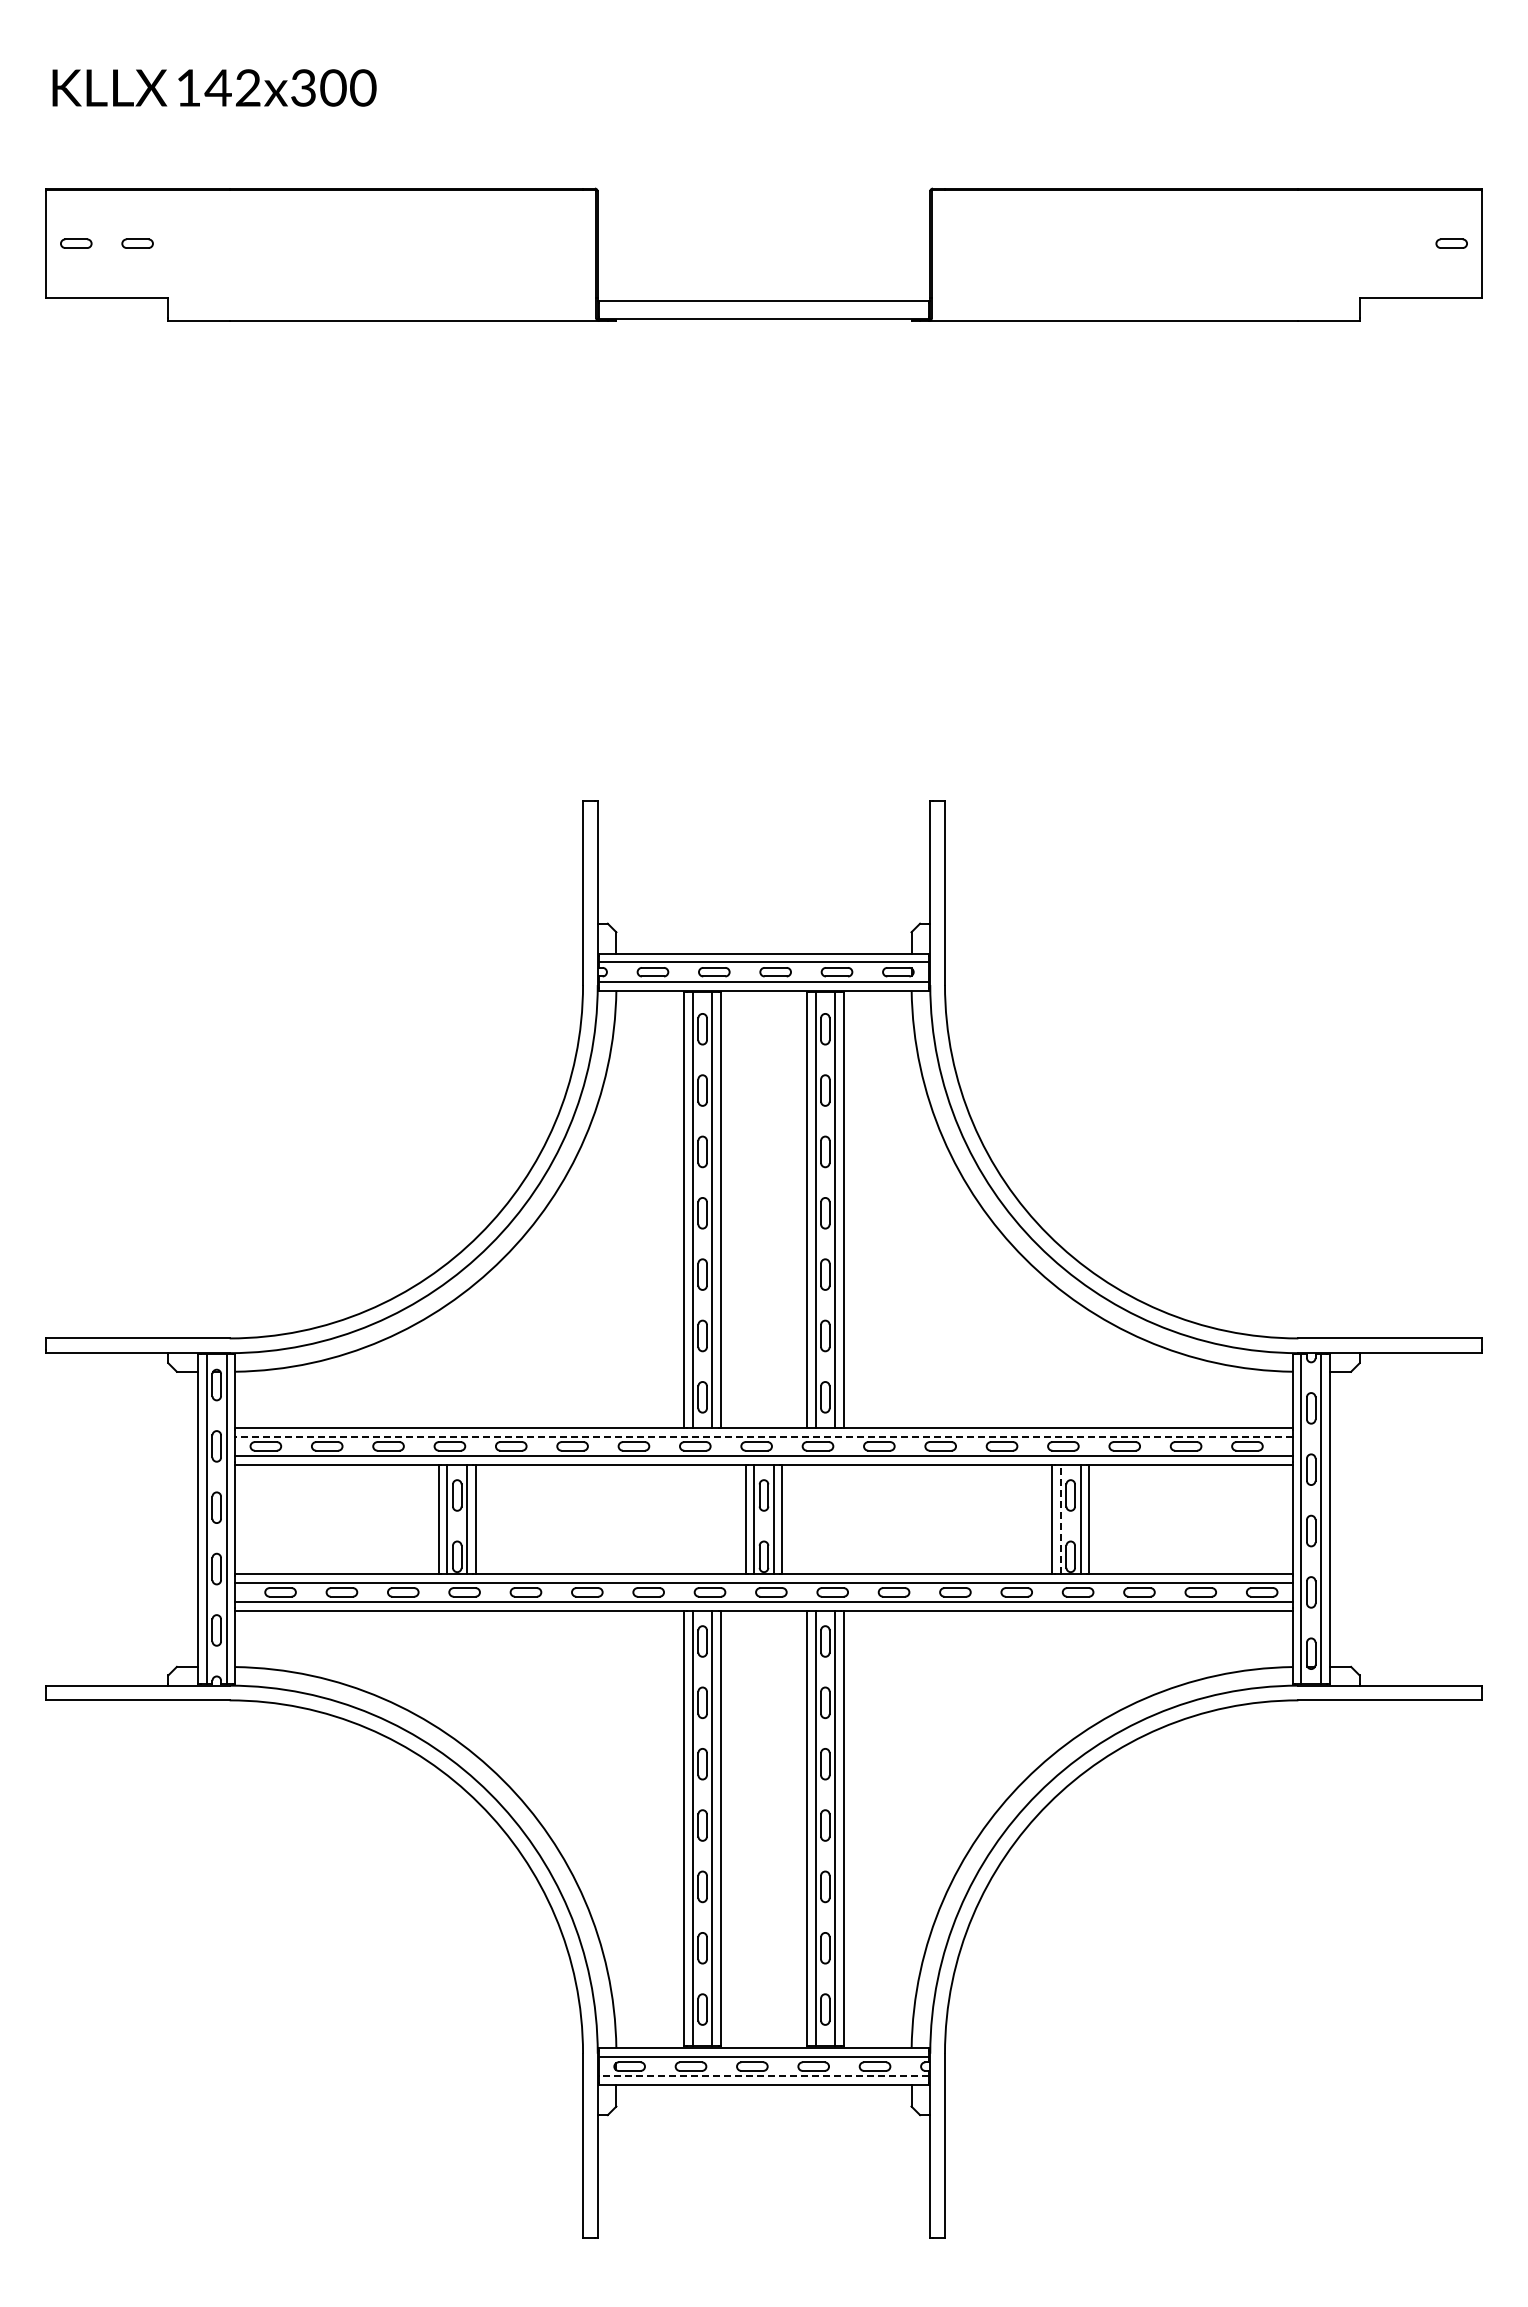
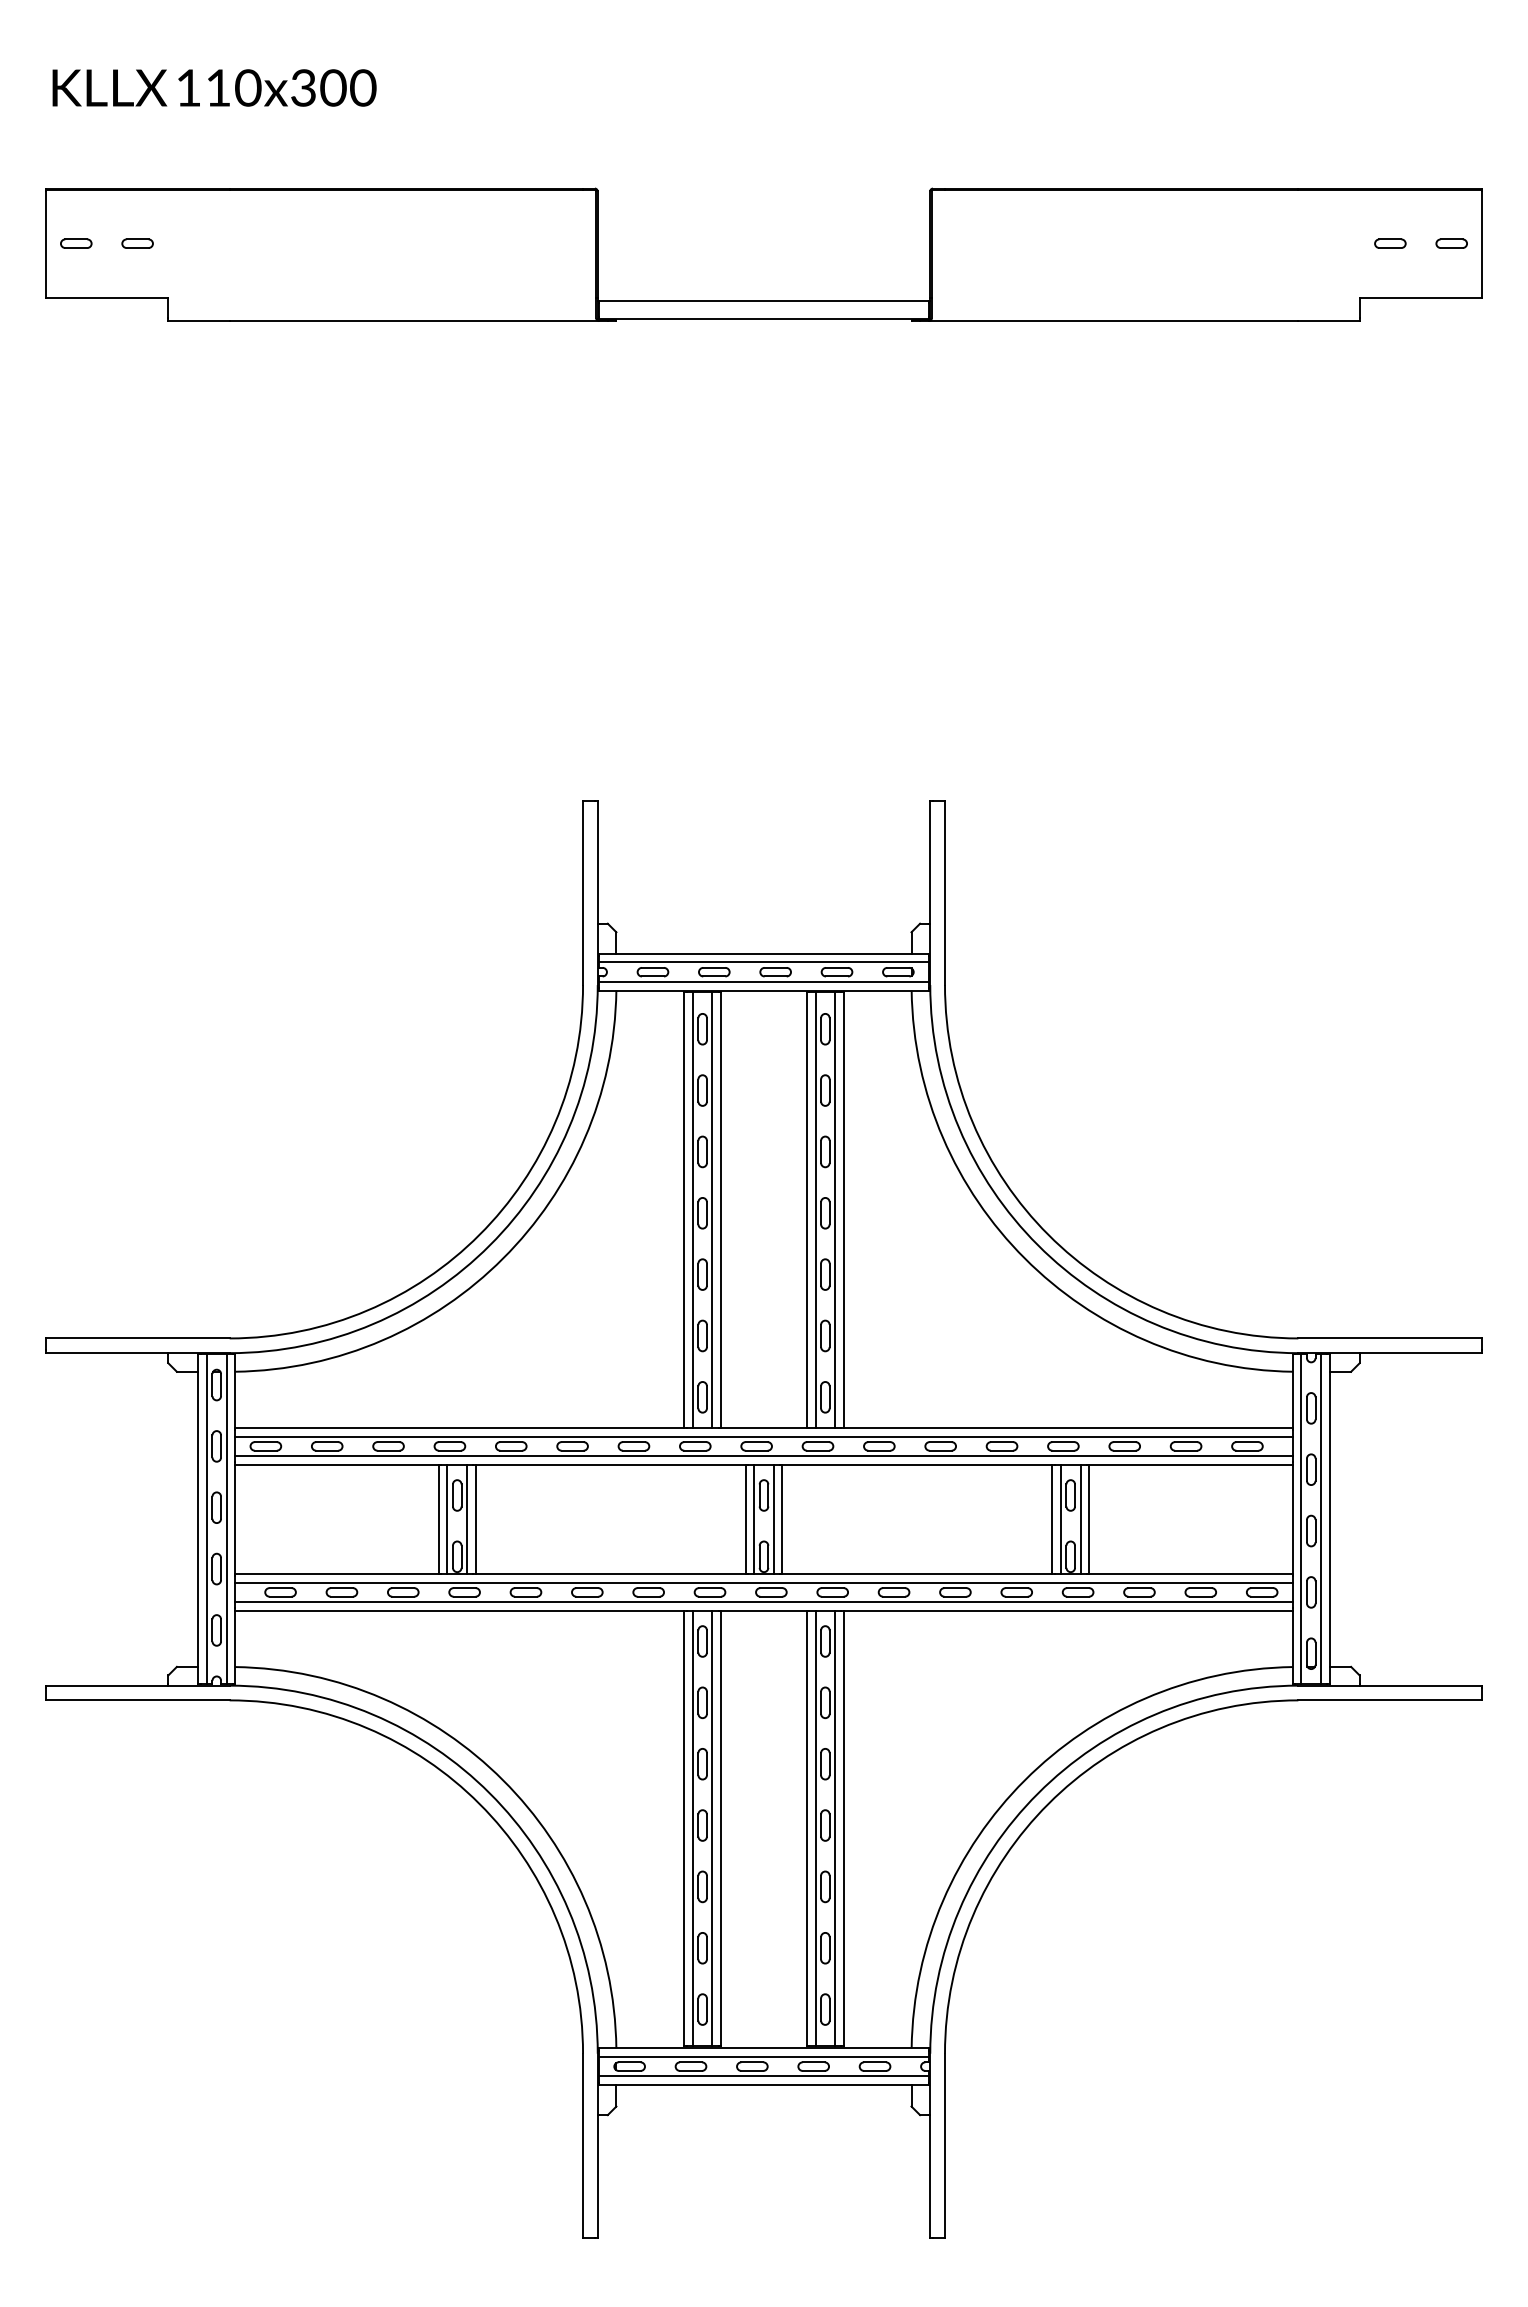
text: 142x300 -> 110x300 (232, 87)
part: none -> present (1390, 243)
line: dashed -> solid (764, 1436)
line: dashed -> solid (1060, 1519)
line: dashed -> solid (763, 2076)
